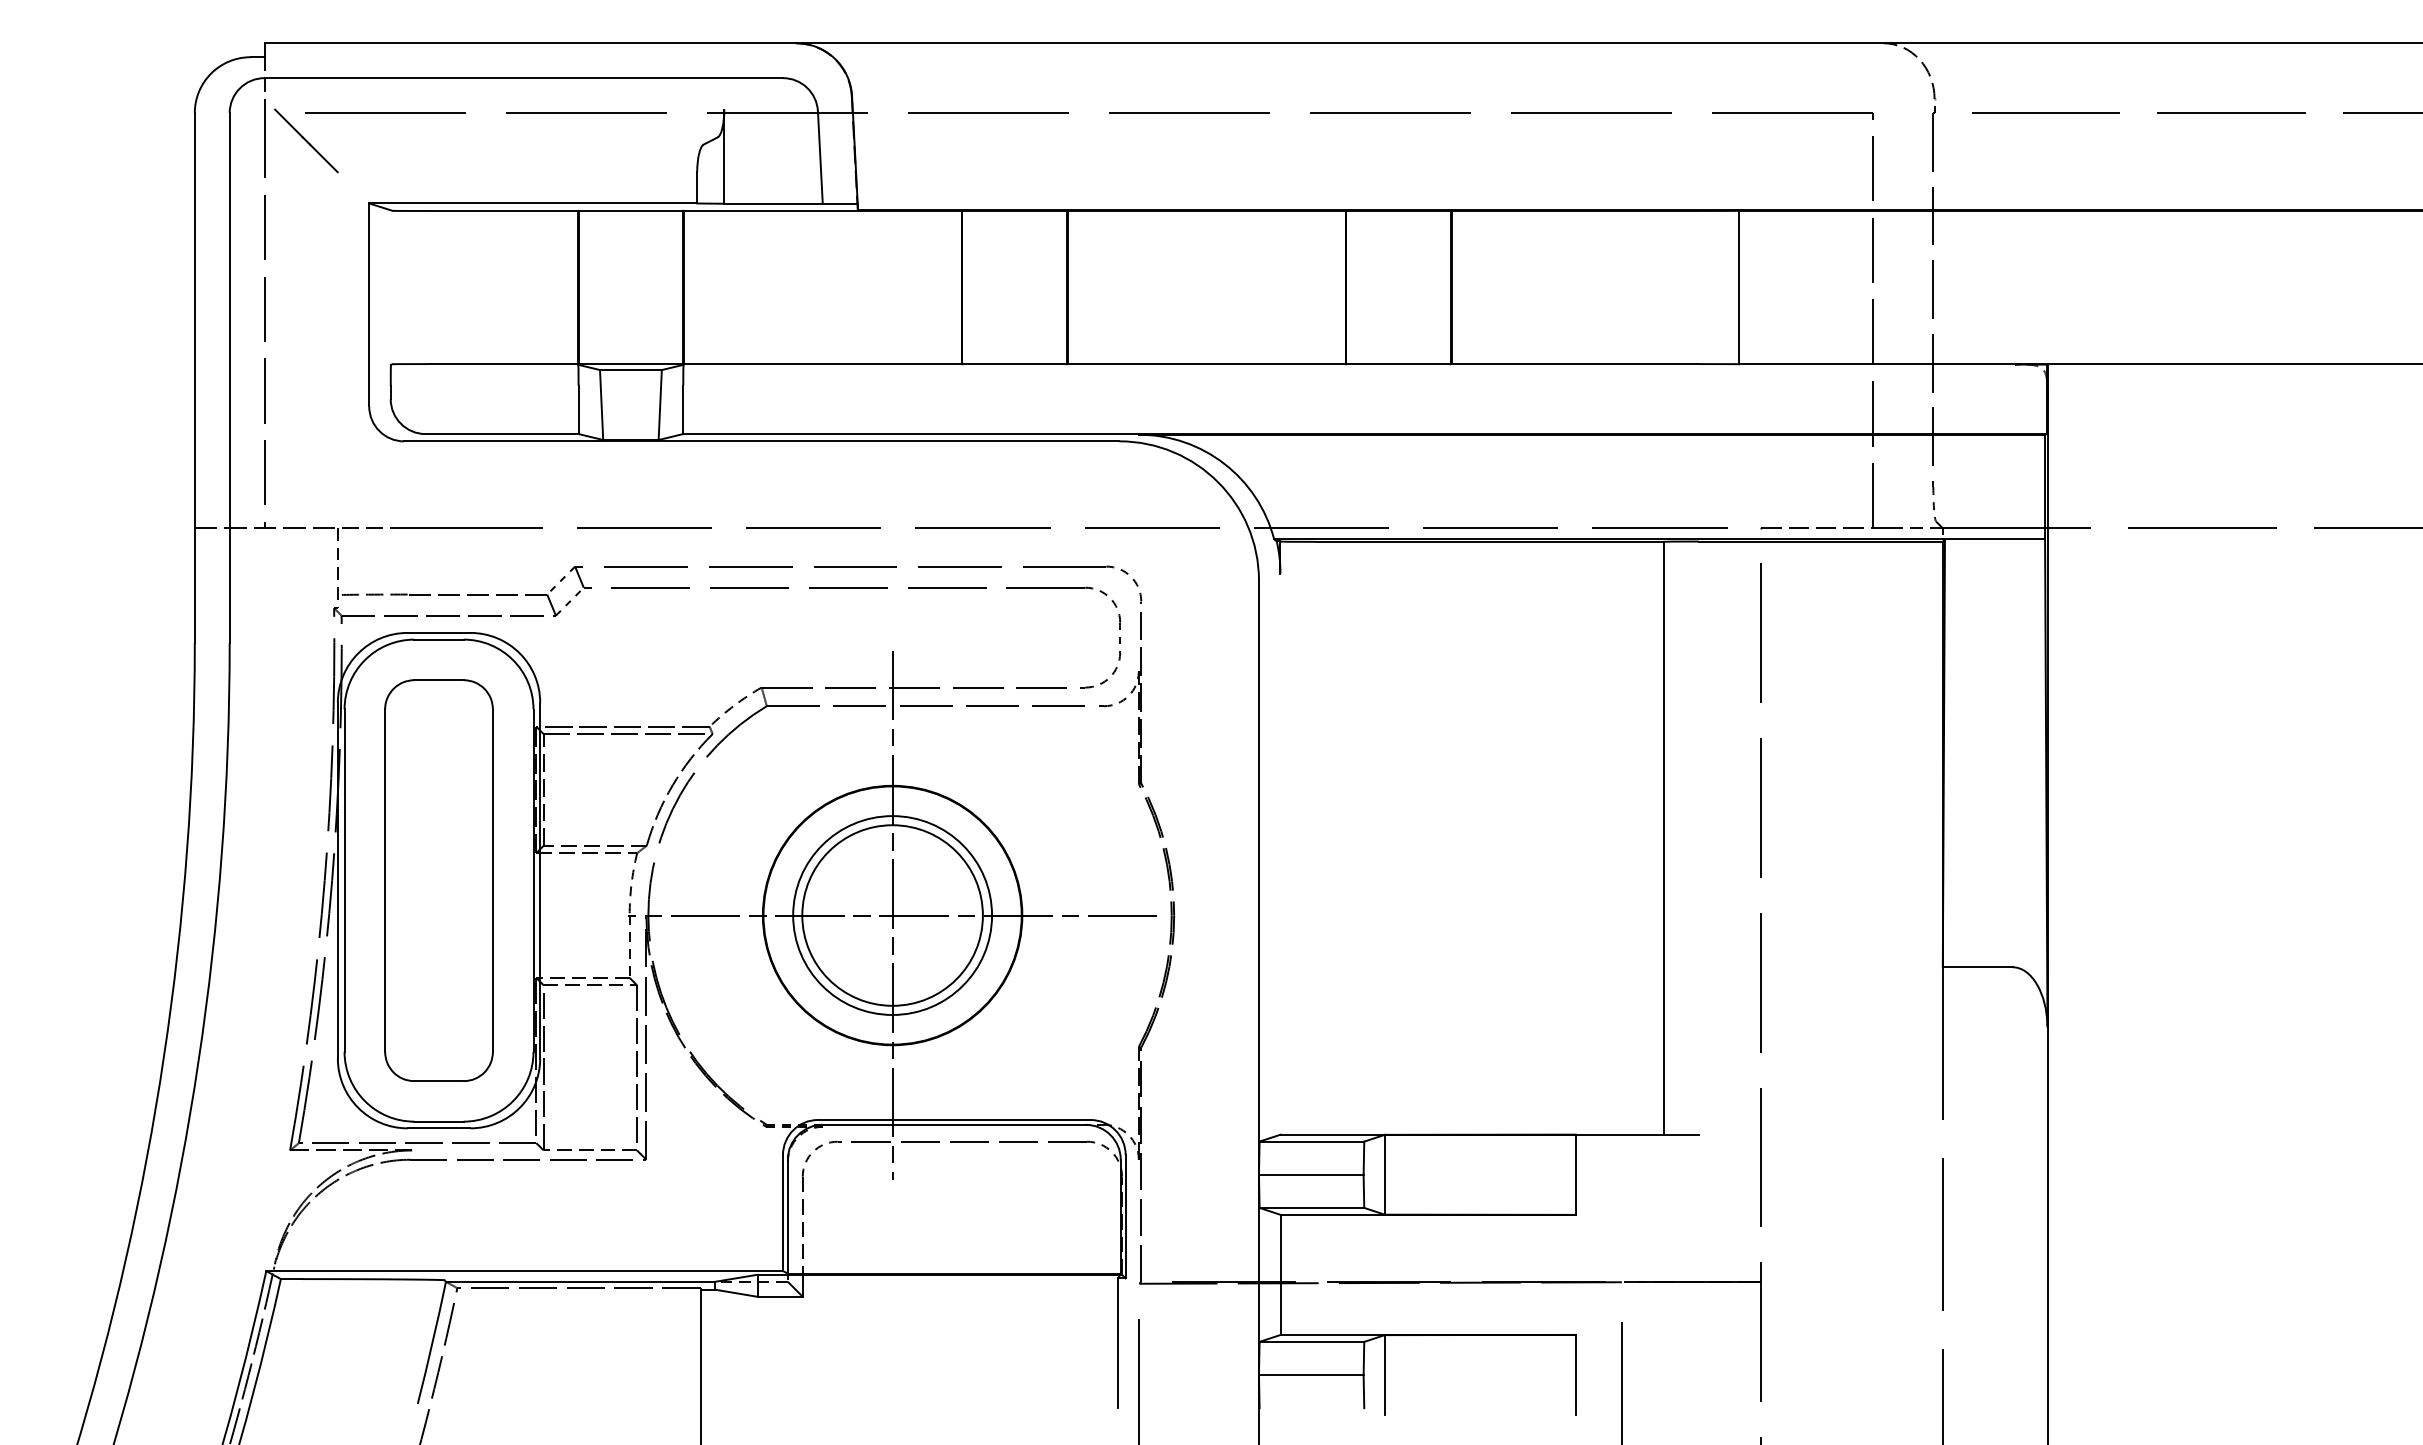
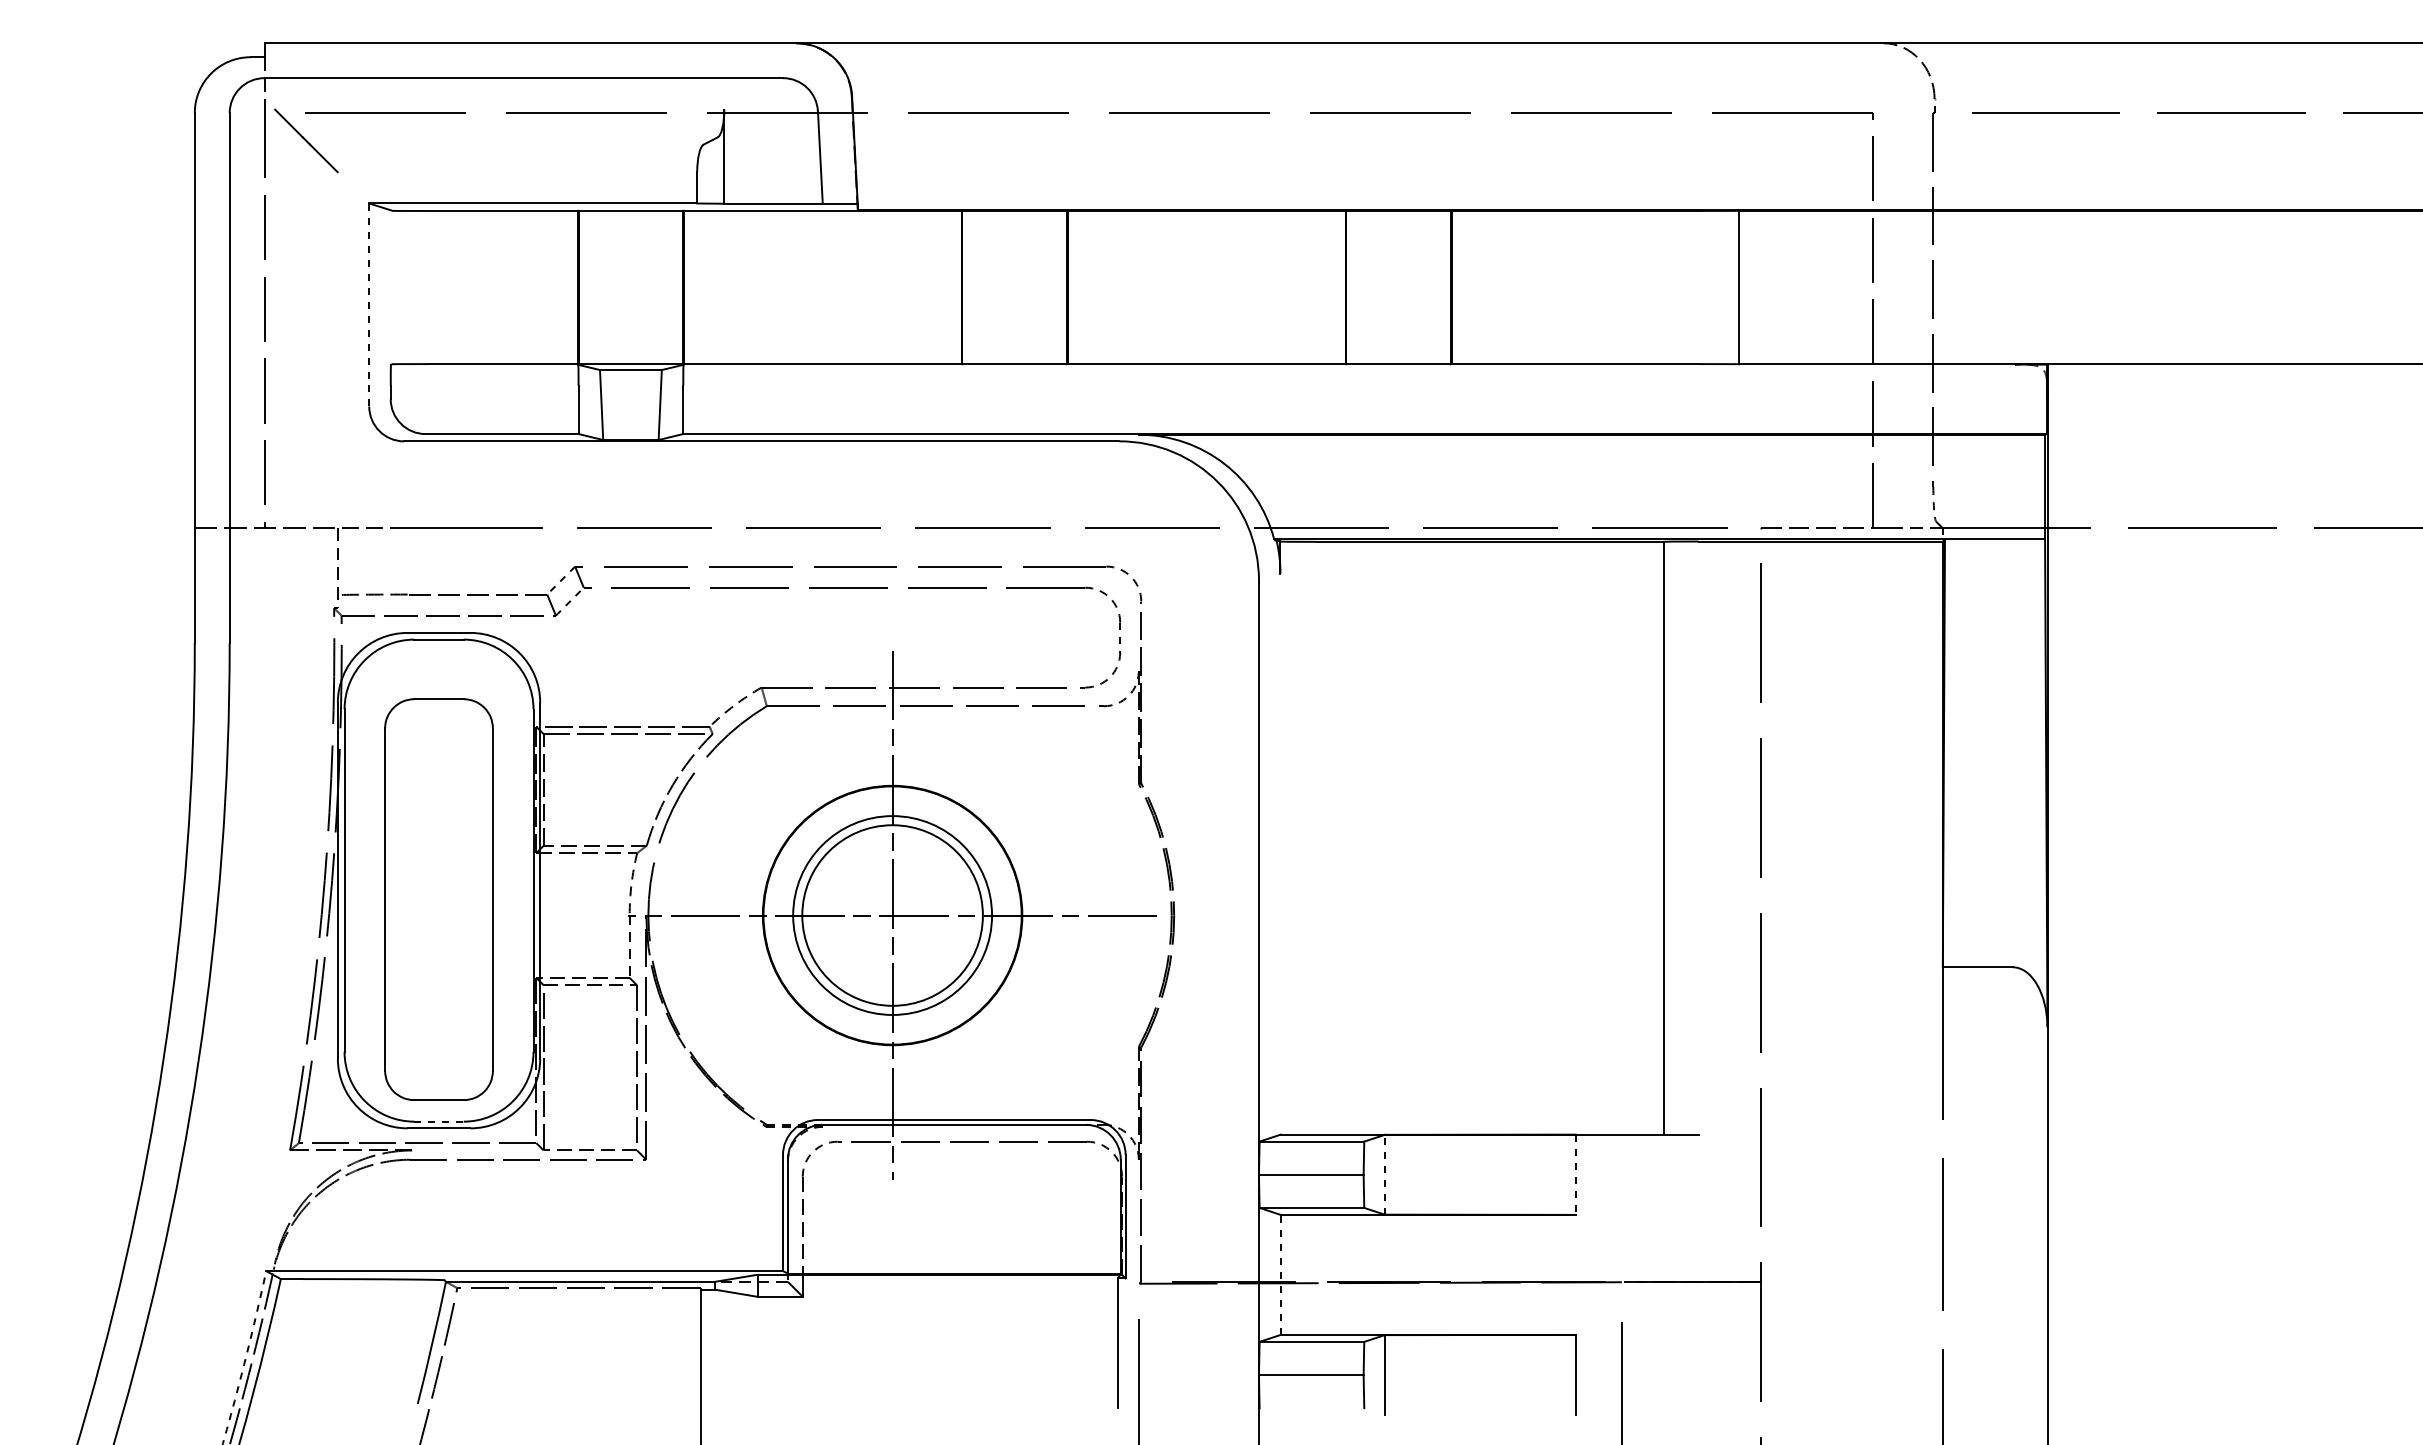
line: solid -> dashed (369, 304)
part position: (438, 880) -> (438, 899) (438, 899)
line: solid -> dashed (439, 1121)
line: solid -> dashed (1384, 1174)
line: solid -> dashed (1575, 1175)
line: solid -> dashed (1280, 1274)
arc: solid -> dashed (245, 1358)
